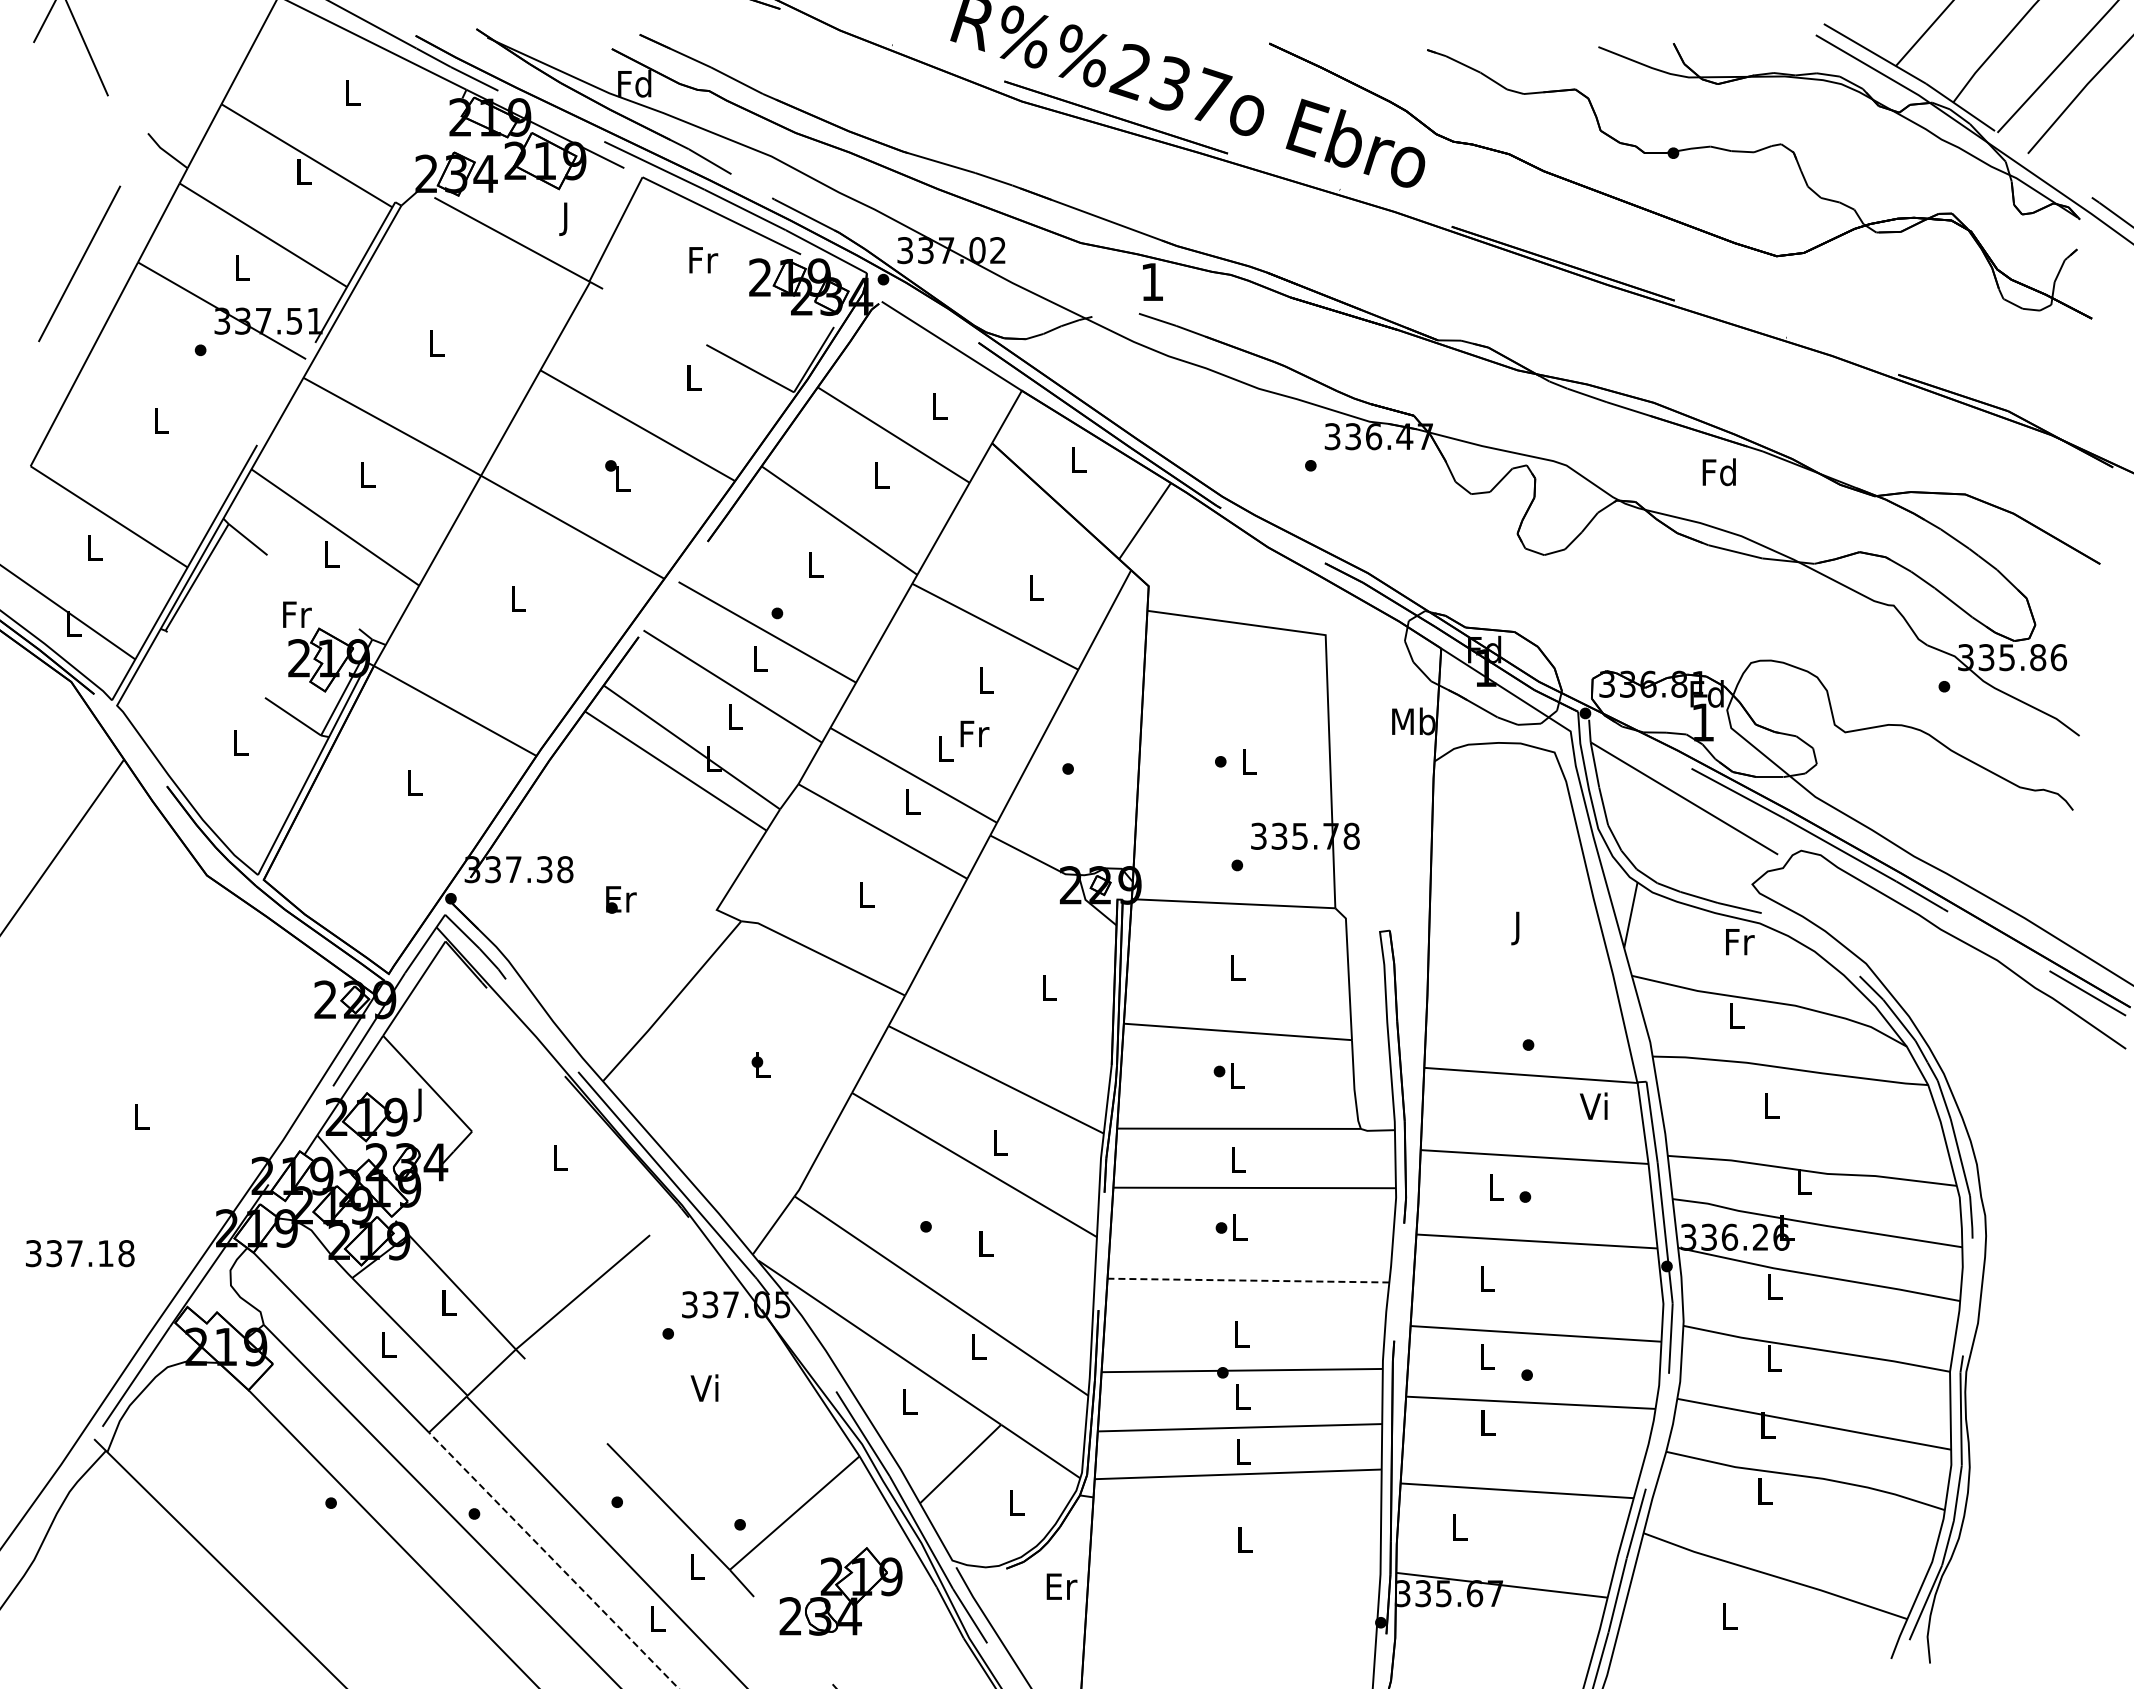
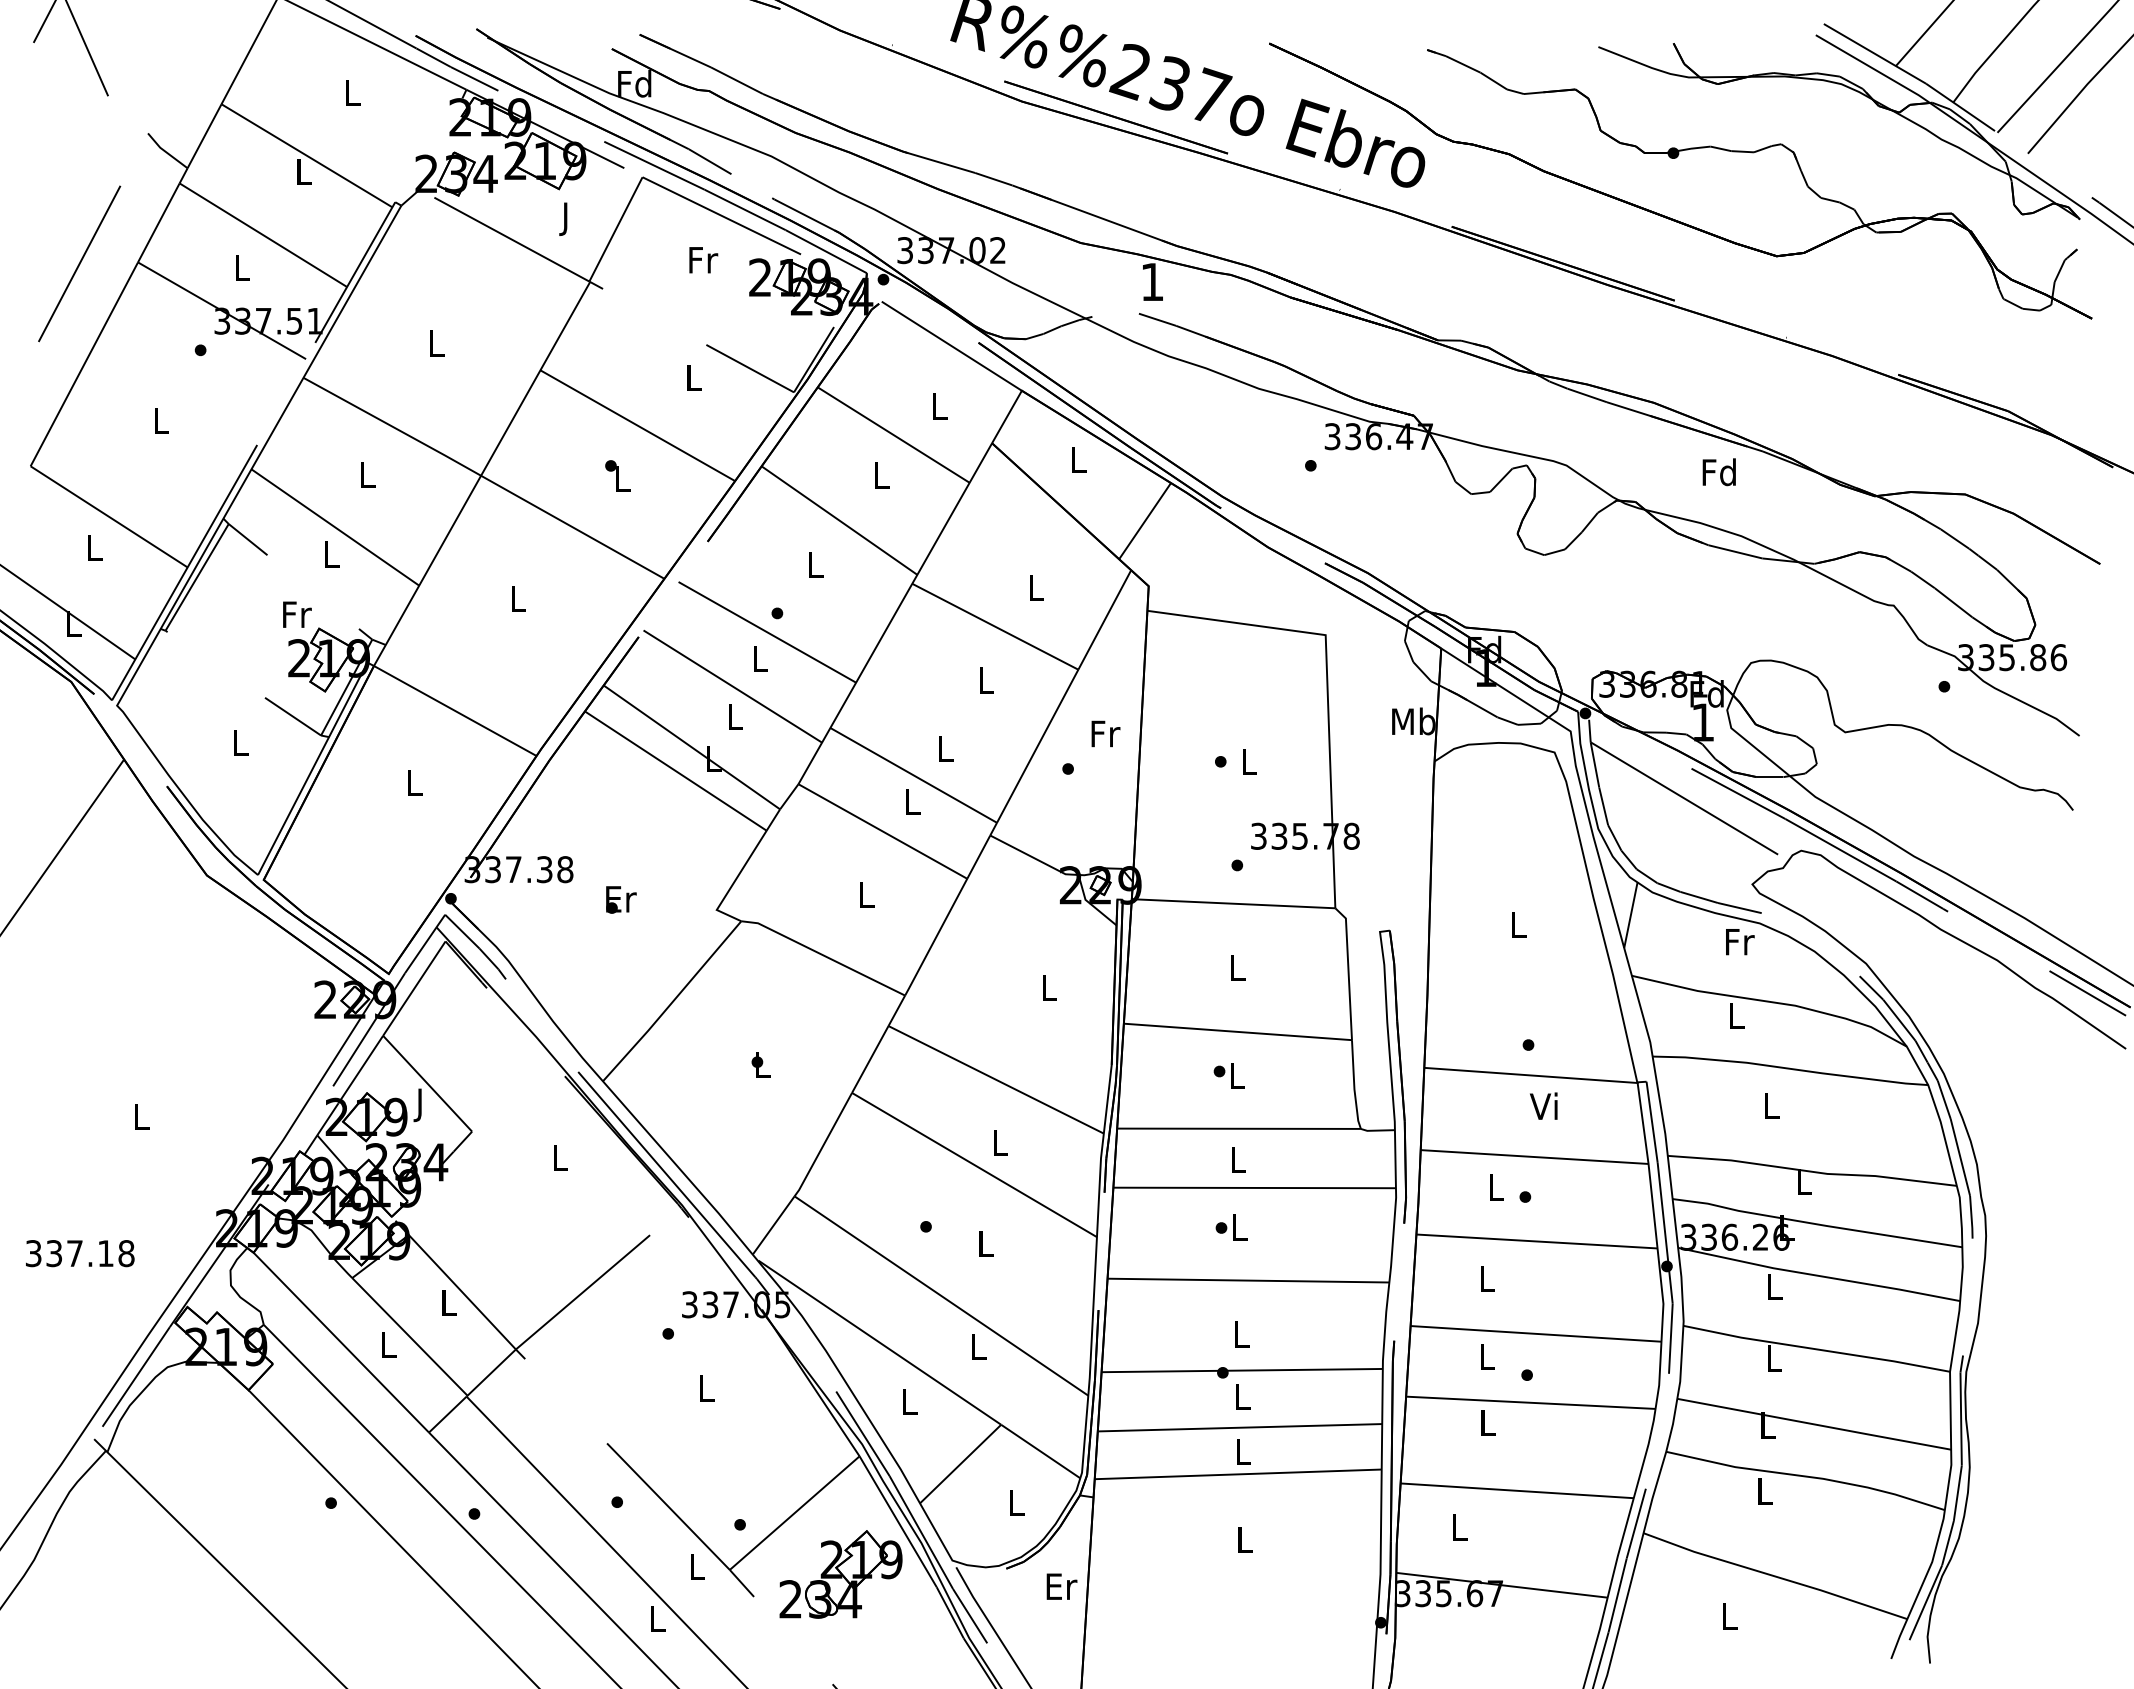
text position: (974, 733) -> (1105, 733) (1105, 733)
text: J -> L (1518, 928)
text position: (1593, 1105) -> (1543, 1105) (1543, 1105)
line: dashed -> solid (1248, 1280)
text: Vi -> L (704, 1387)
line: dashed -> solid (553, 1560)
part position: (840, 1591) -> (840, 1574) (840, 1574)
